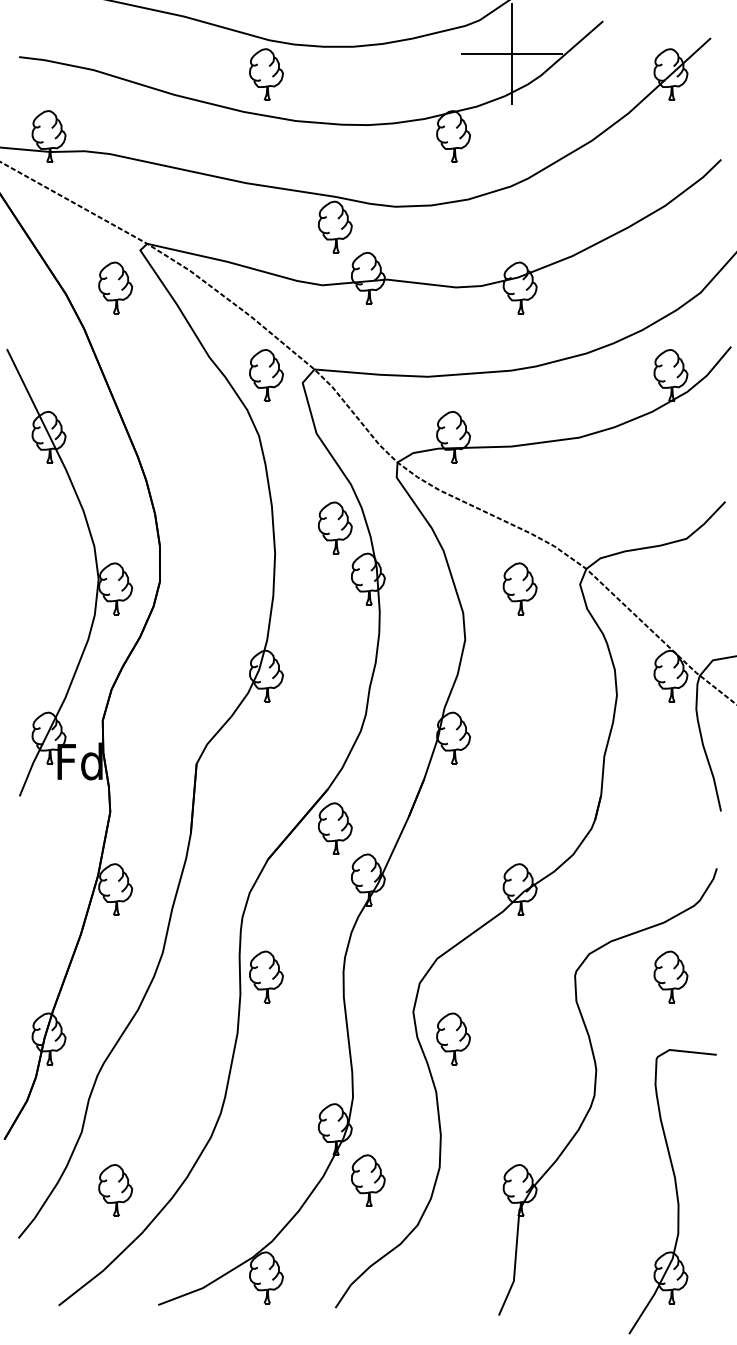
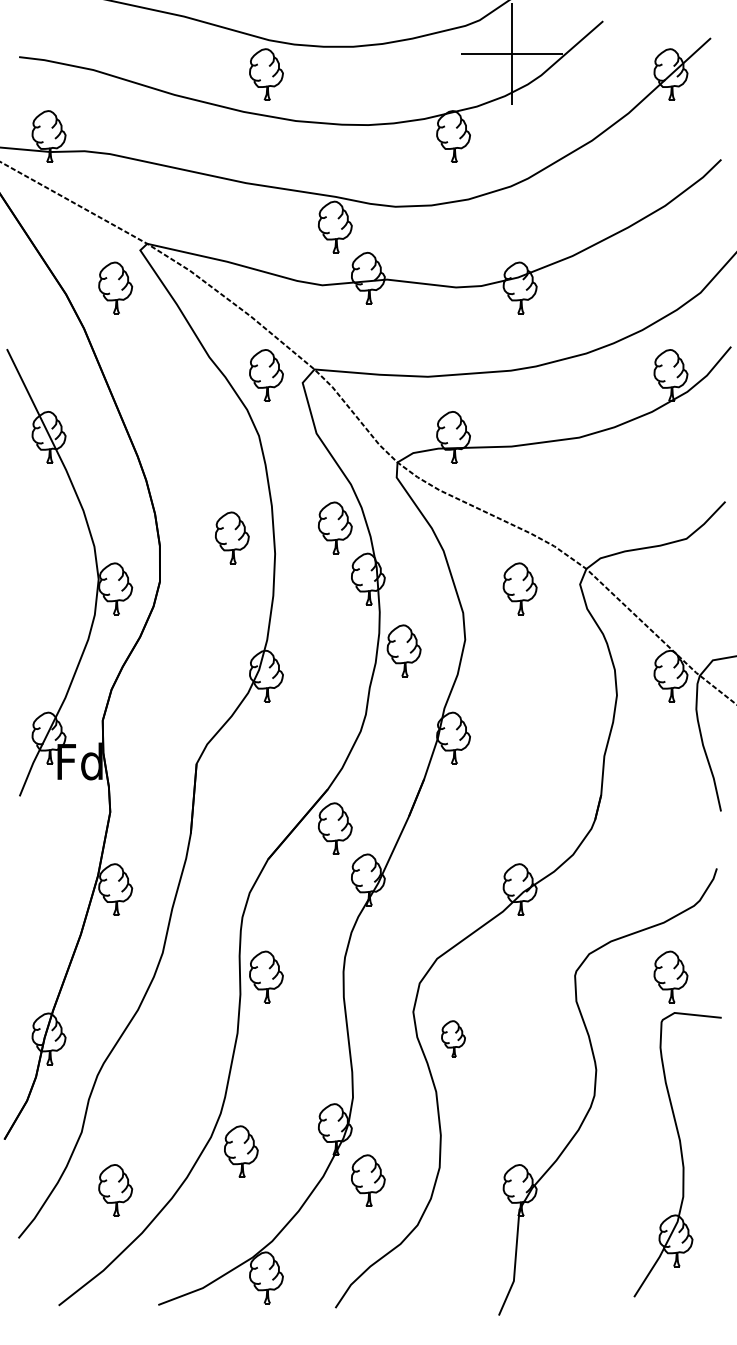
part: none -> present (232, 537)
part: none -> present (403, 650)
part size: 35x54 px -> 25x38 px (453, 1038)
part: none -> present (241, 1151)
part position: (672, 1191) -> (677, 1154) (677, 1154)
